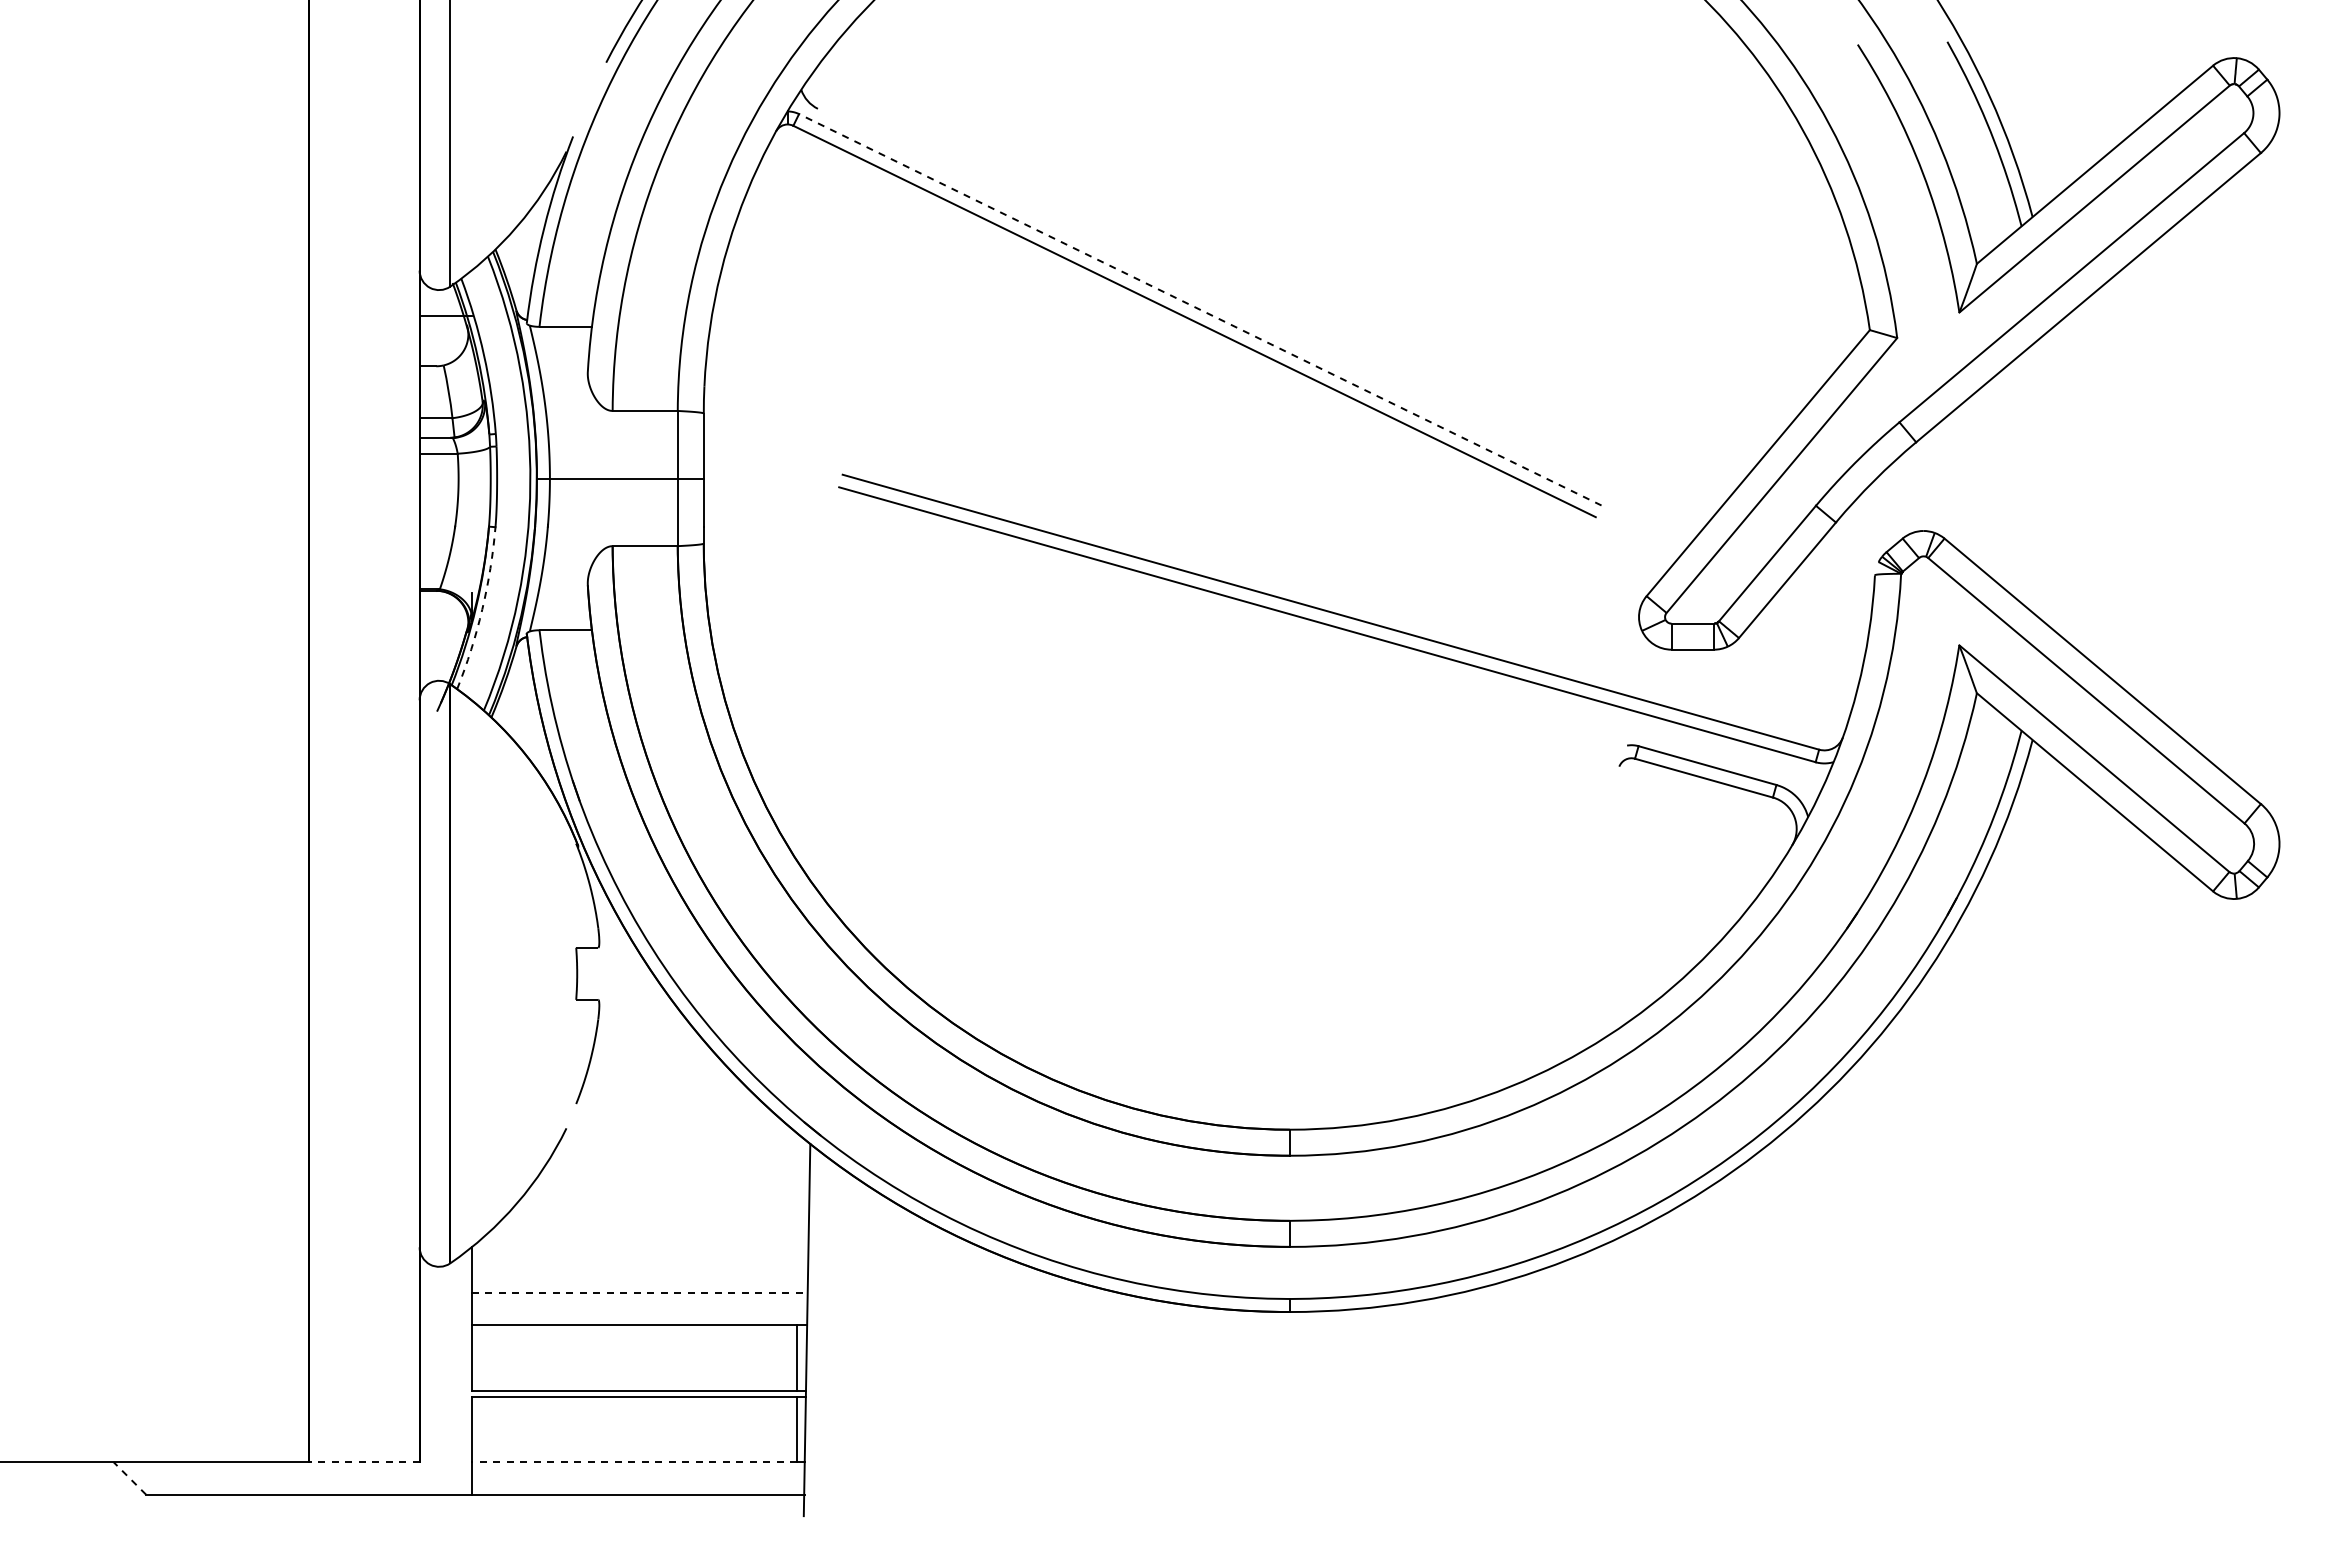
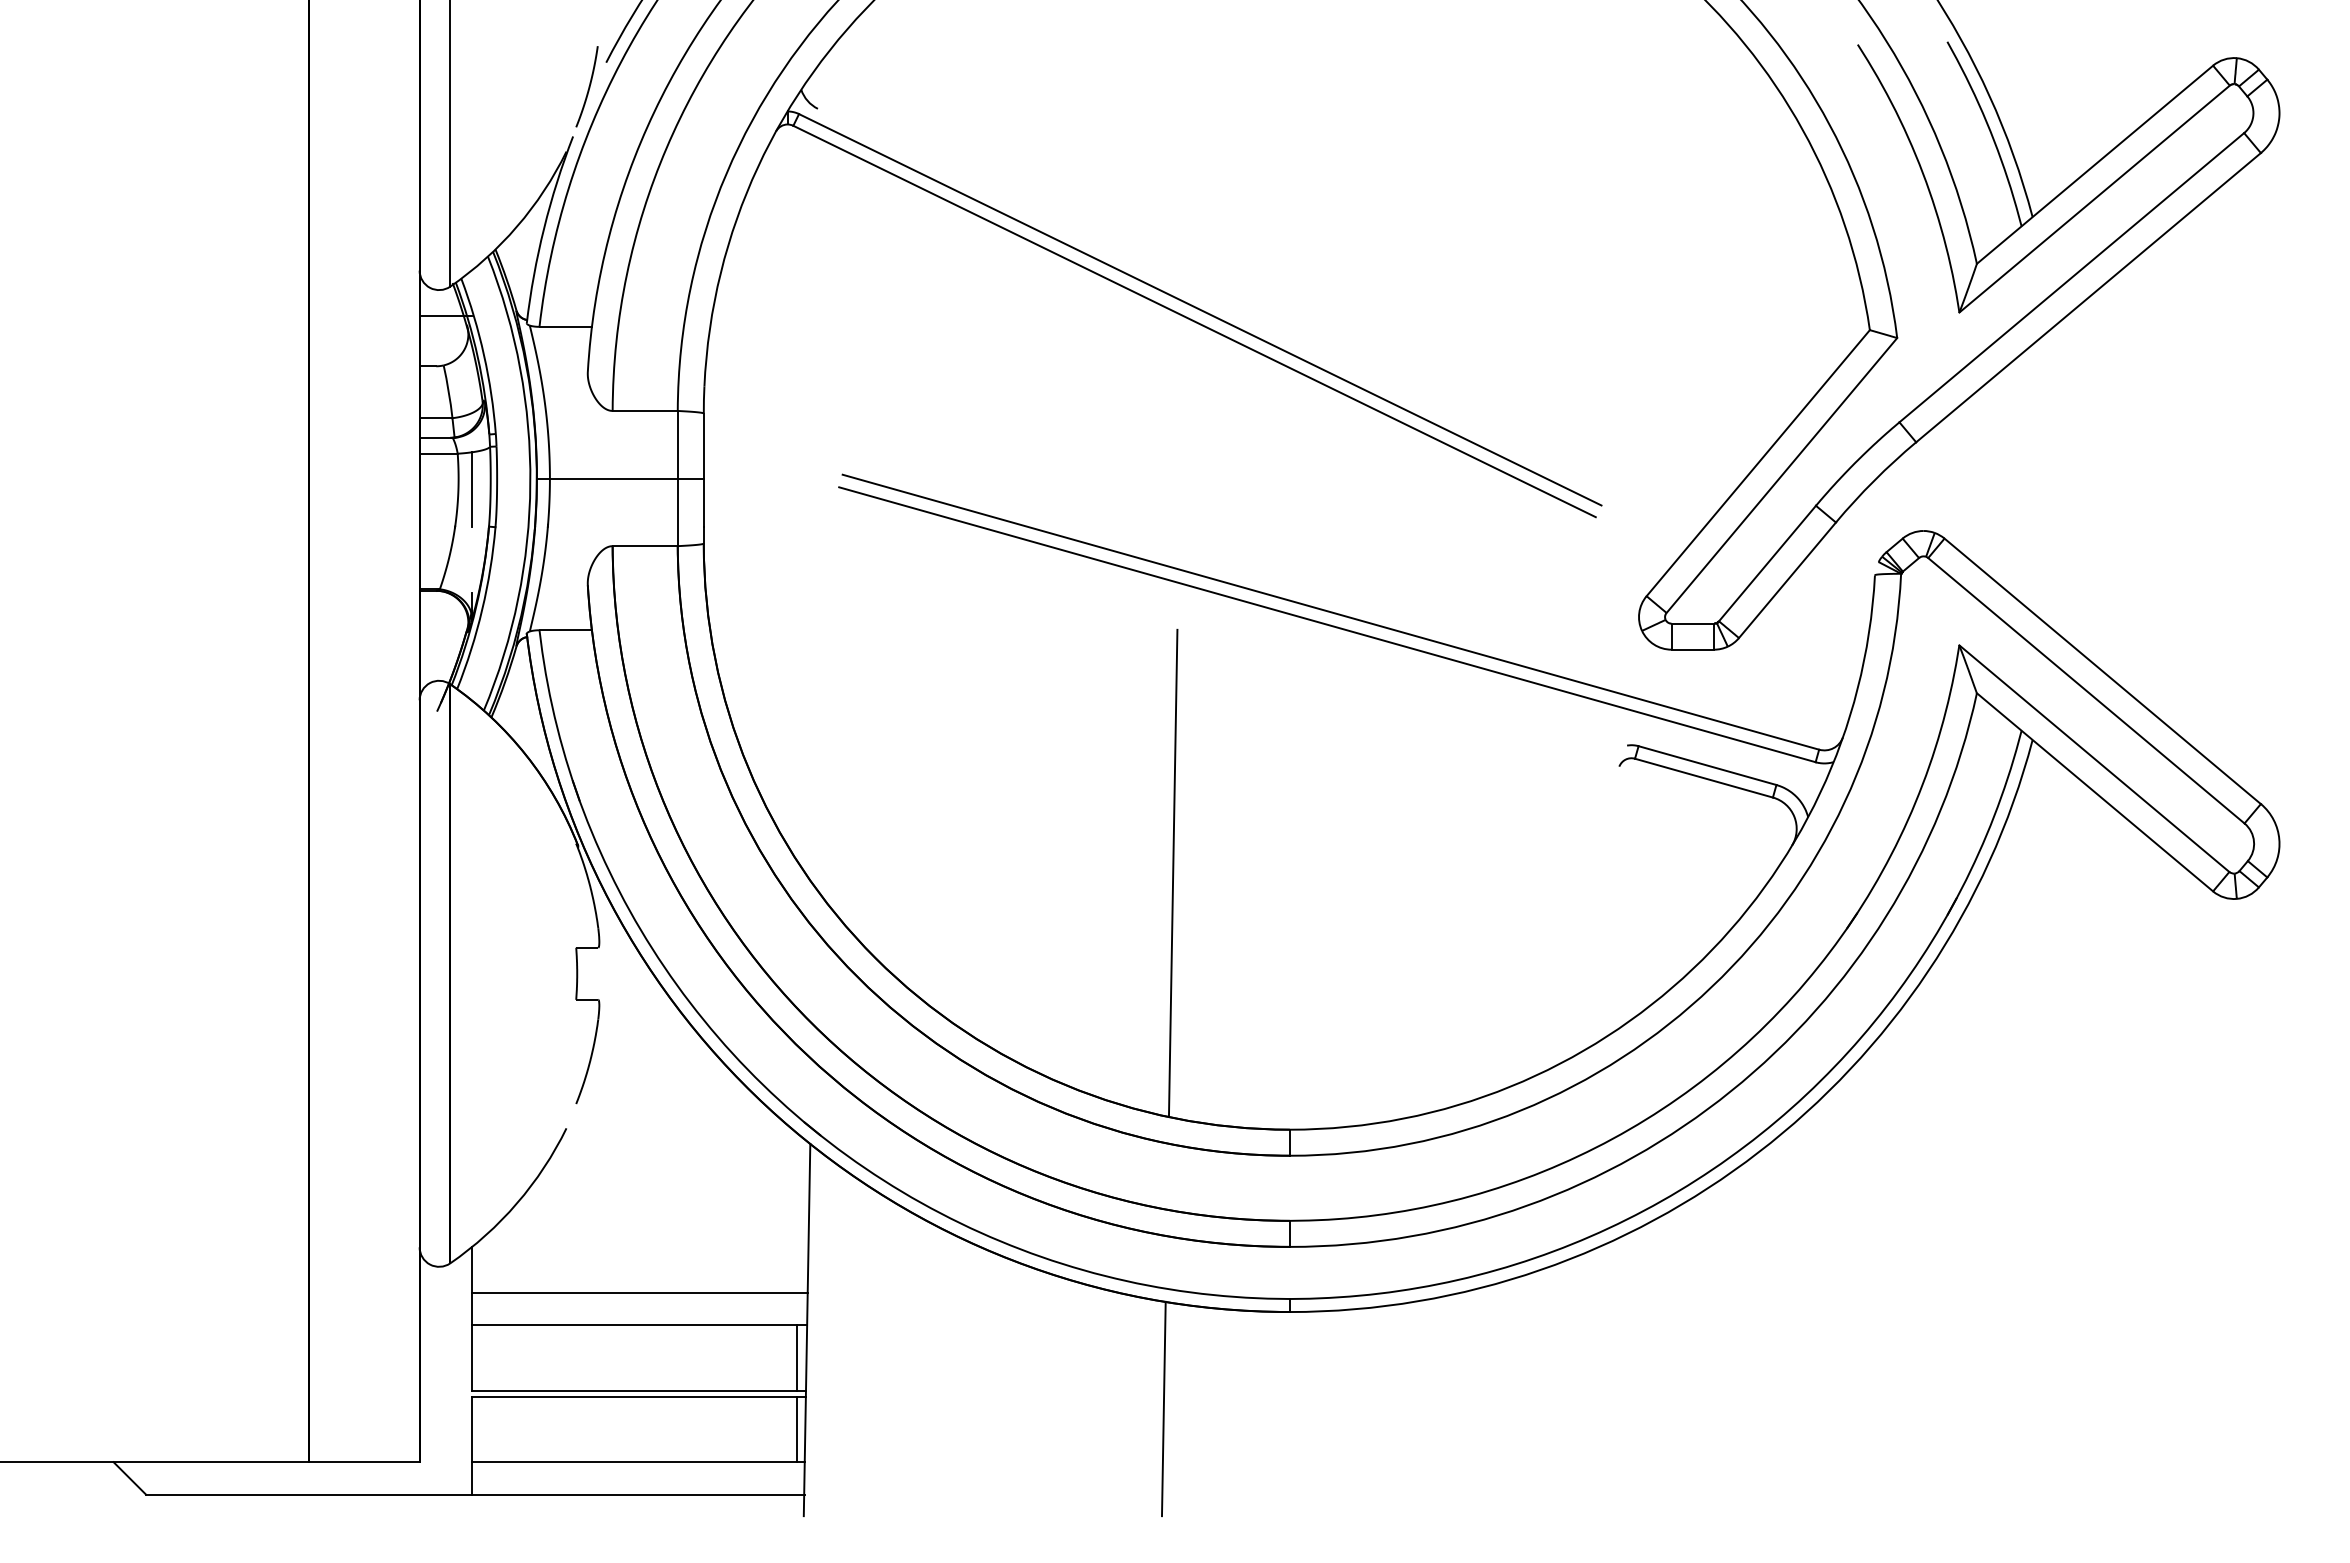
curve: none -> present (588, 86)
line: dashed -> solid (1199, 309)
line: none -> present (471, 489)
arc: dashed -> solid (482, 609)
line: none -> present (1172, 873)
line: dashed -> solid (640, 1292)
line: none -> present (1163, 1408)
line: dashed -> solid (363, 1462)
line: dashed -> solid (634, 1462)
line: dashed -> solid (129, 1478)
